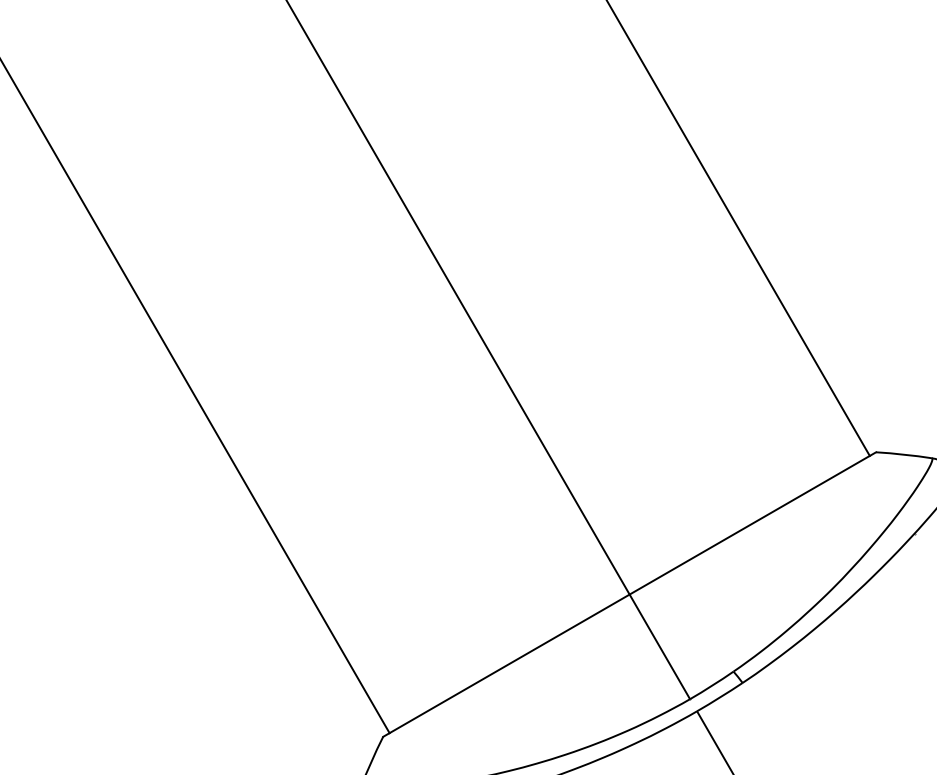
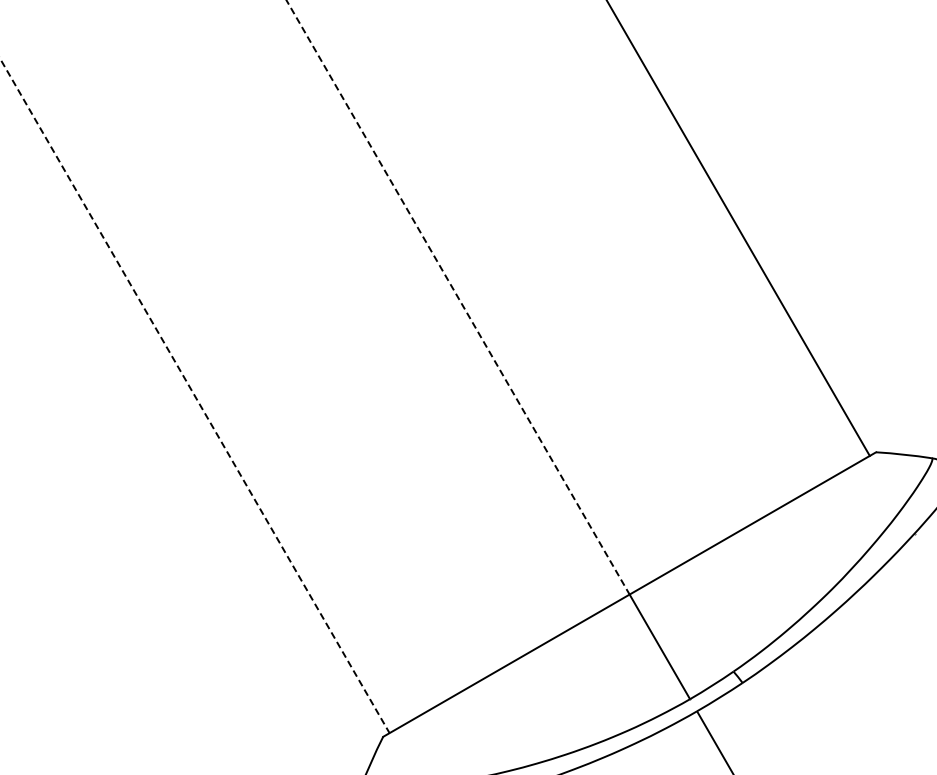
line: solid -> dashed (458, 297)
line: solid -> dashed (195, 396)
